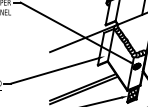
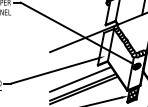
line: none -> present (80, 79)
